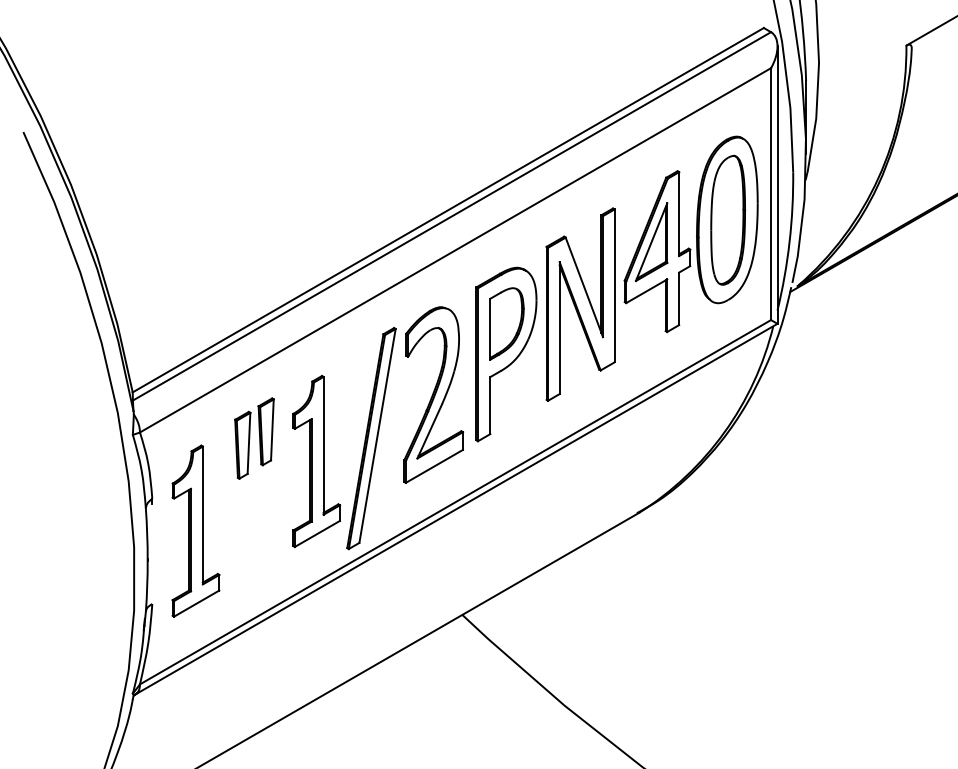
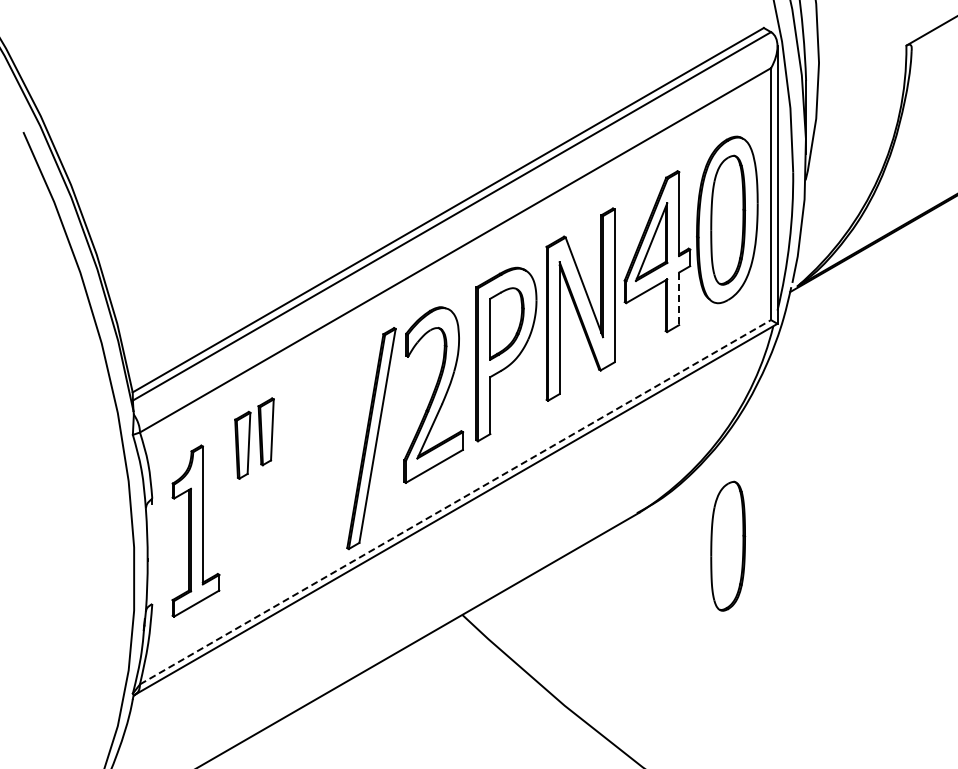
line: solid -> dashed (679, 299)
part: present -> none (316, 461)
line: solid -> dashed (455, 501)
part: none -> present (728, 545)
